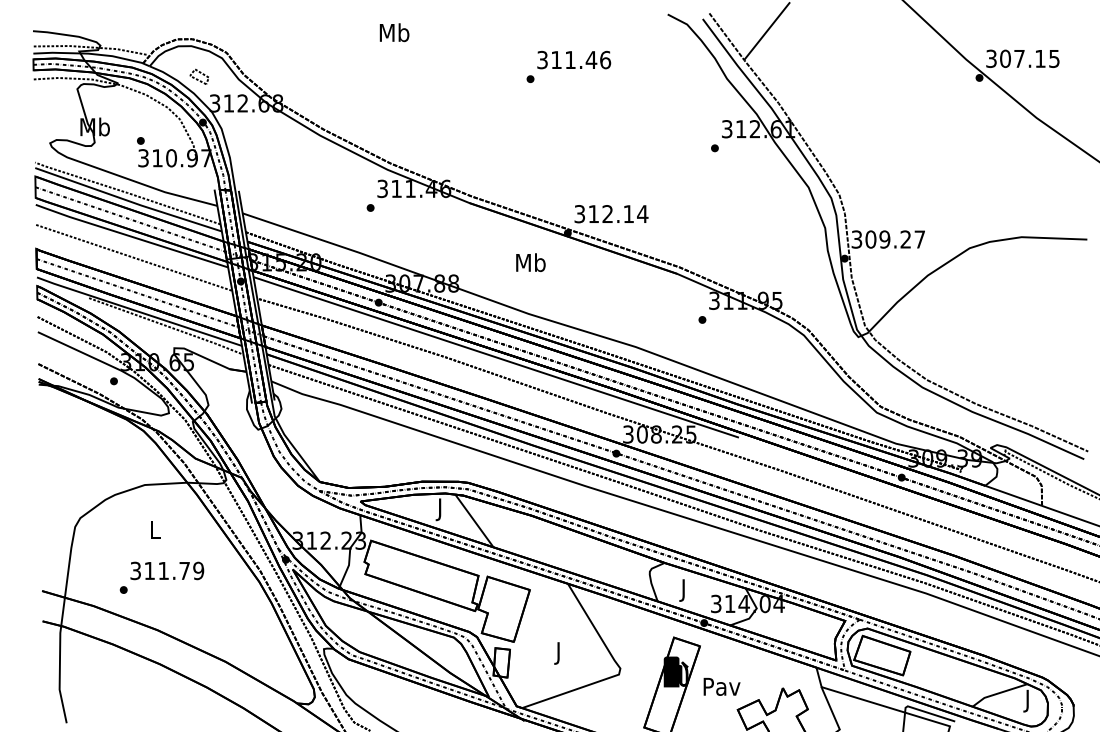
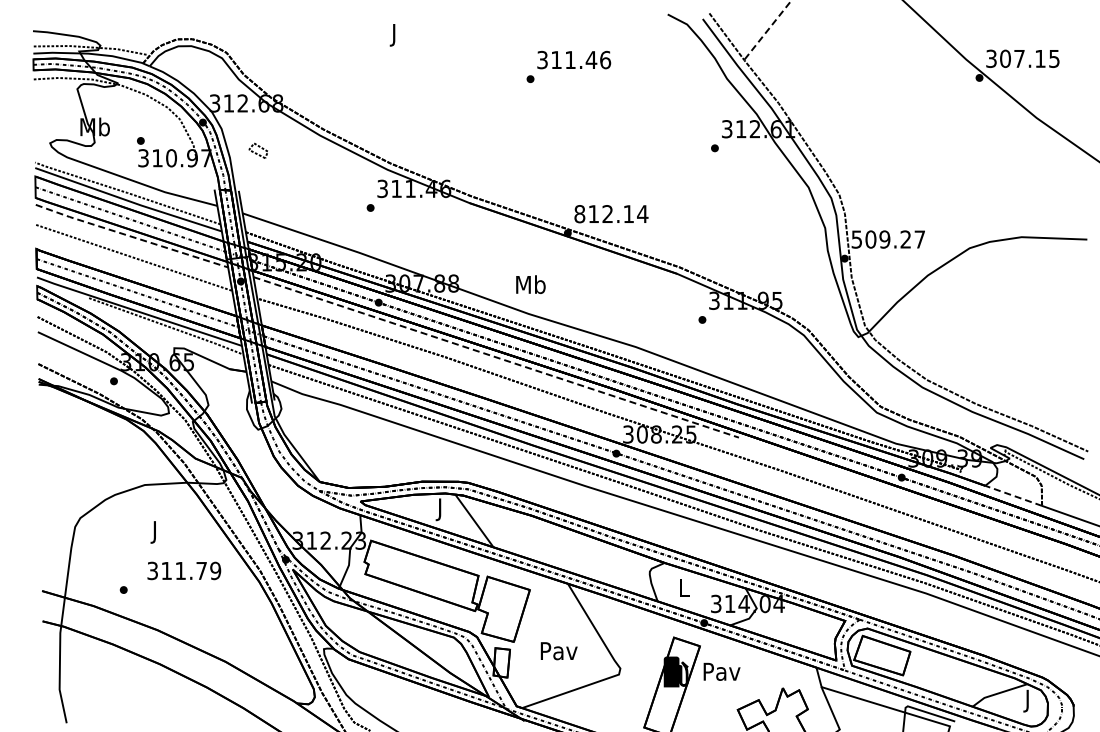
line: solid -> dashed (767, 31)
text: Mb -> J (394, 34)
part position: (198, 76) -> (257, 150) (257, 150)
text: 312.14 -> 812.14 (579, 214)
line: solid -> dashed (130, 236)
text: 309.27 -> 509.27 (857, 238)
text position: (530, 262) -> (530, 284) (530, 284)
line: solid -> dashed (495, 357)
line: solid -> dashed (1013, 495)
text: L -> J (155, 532)
text position: (167, 570) -> (184, 570) (184, 570)
text: J -> L (684, 590)
text: J -> Pav (558, 653)
text position: (721, 686) -> (721, 671) (721, 671)
